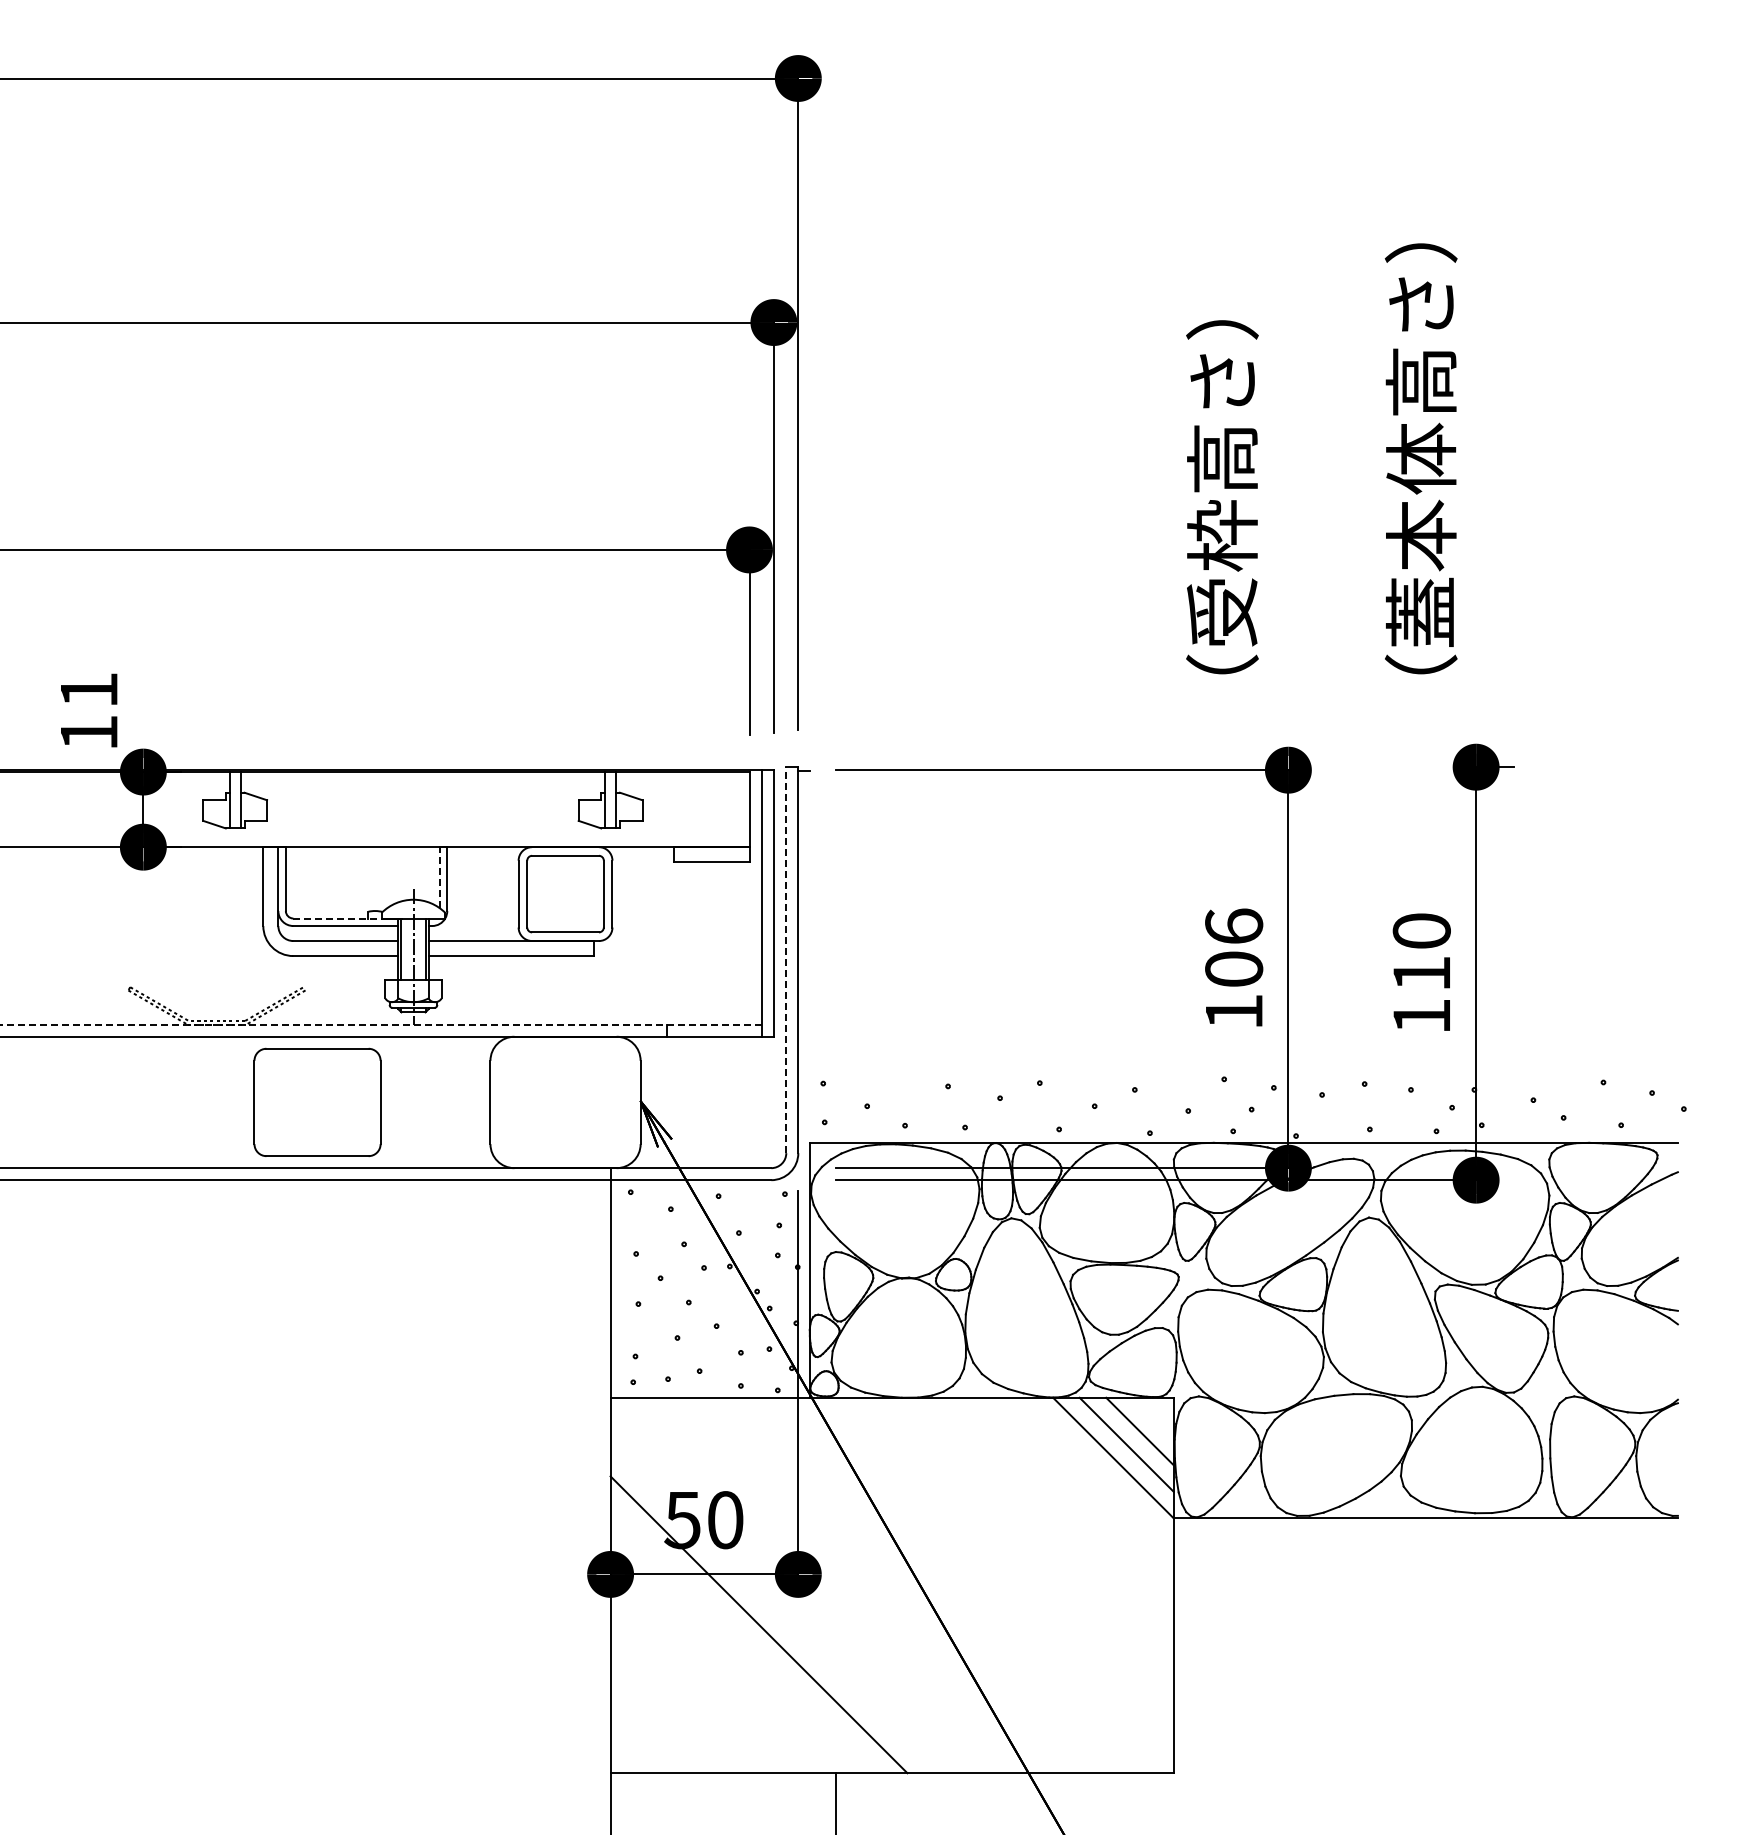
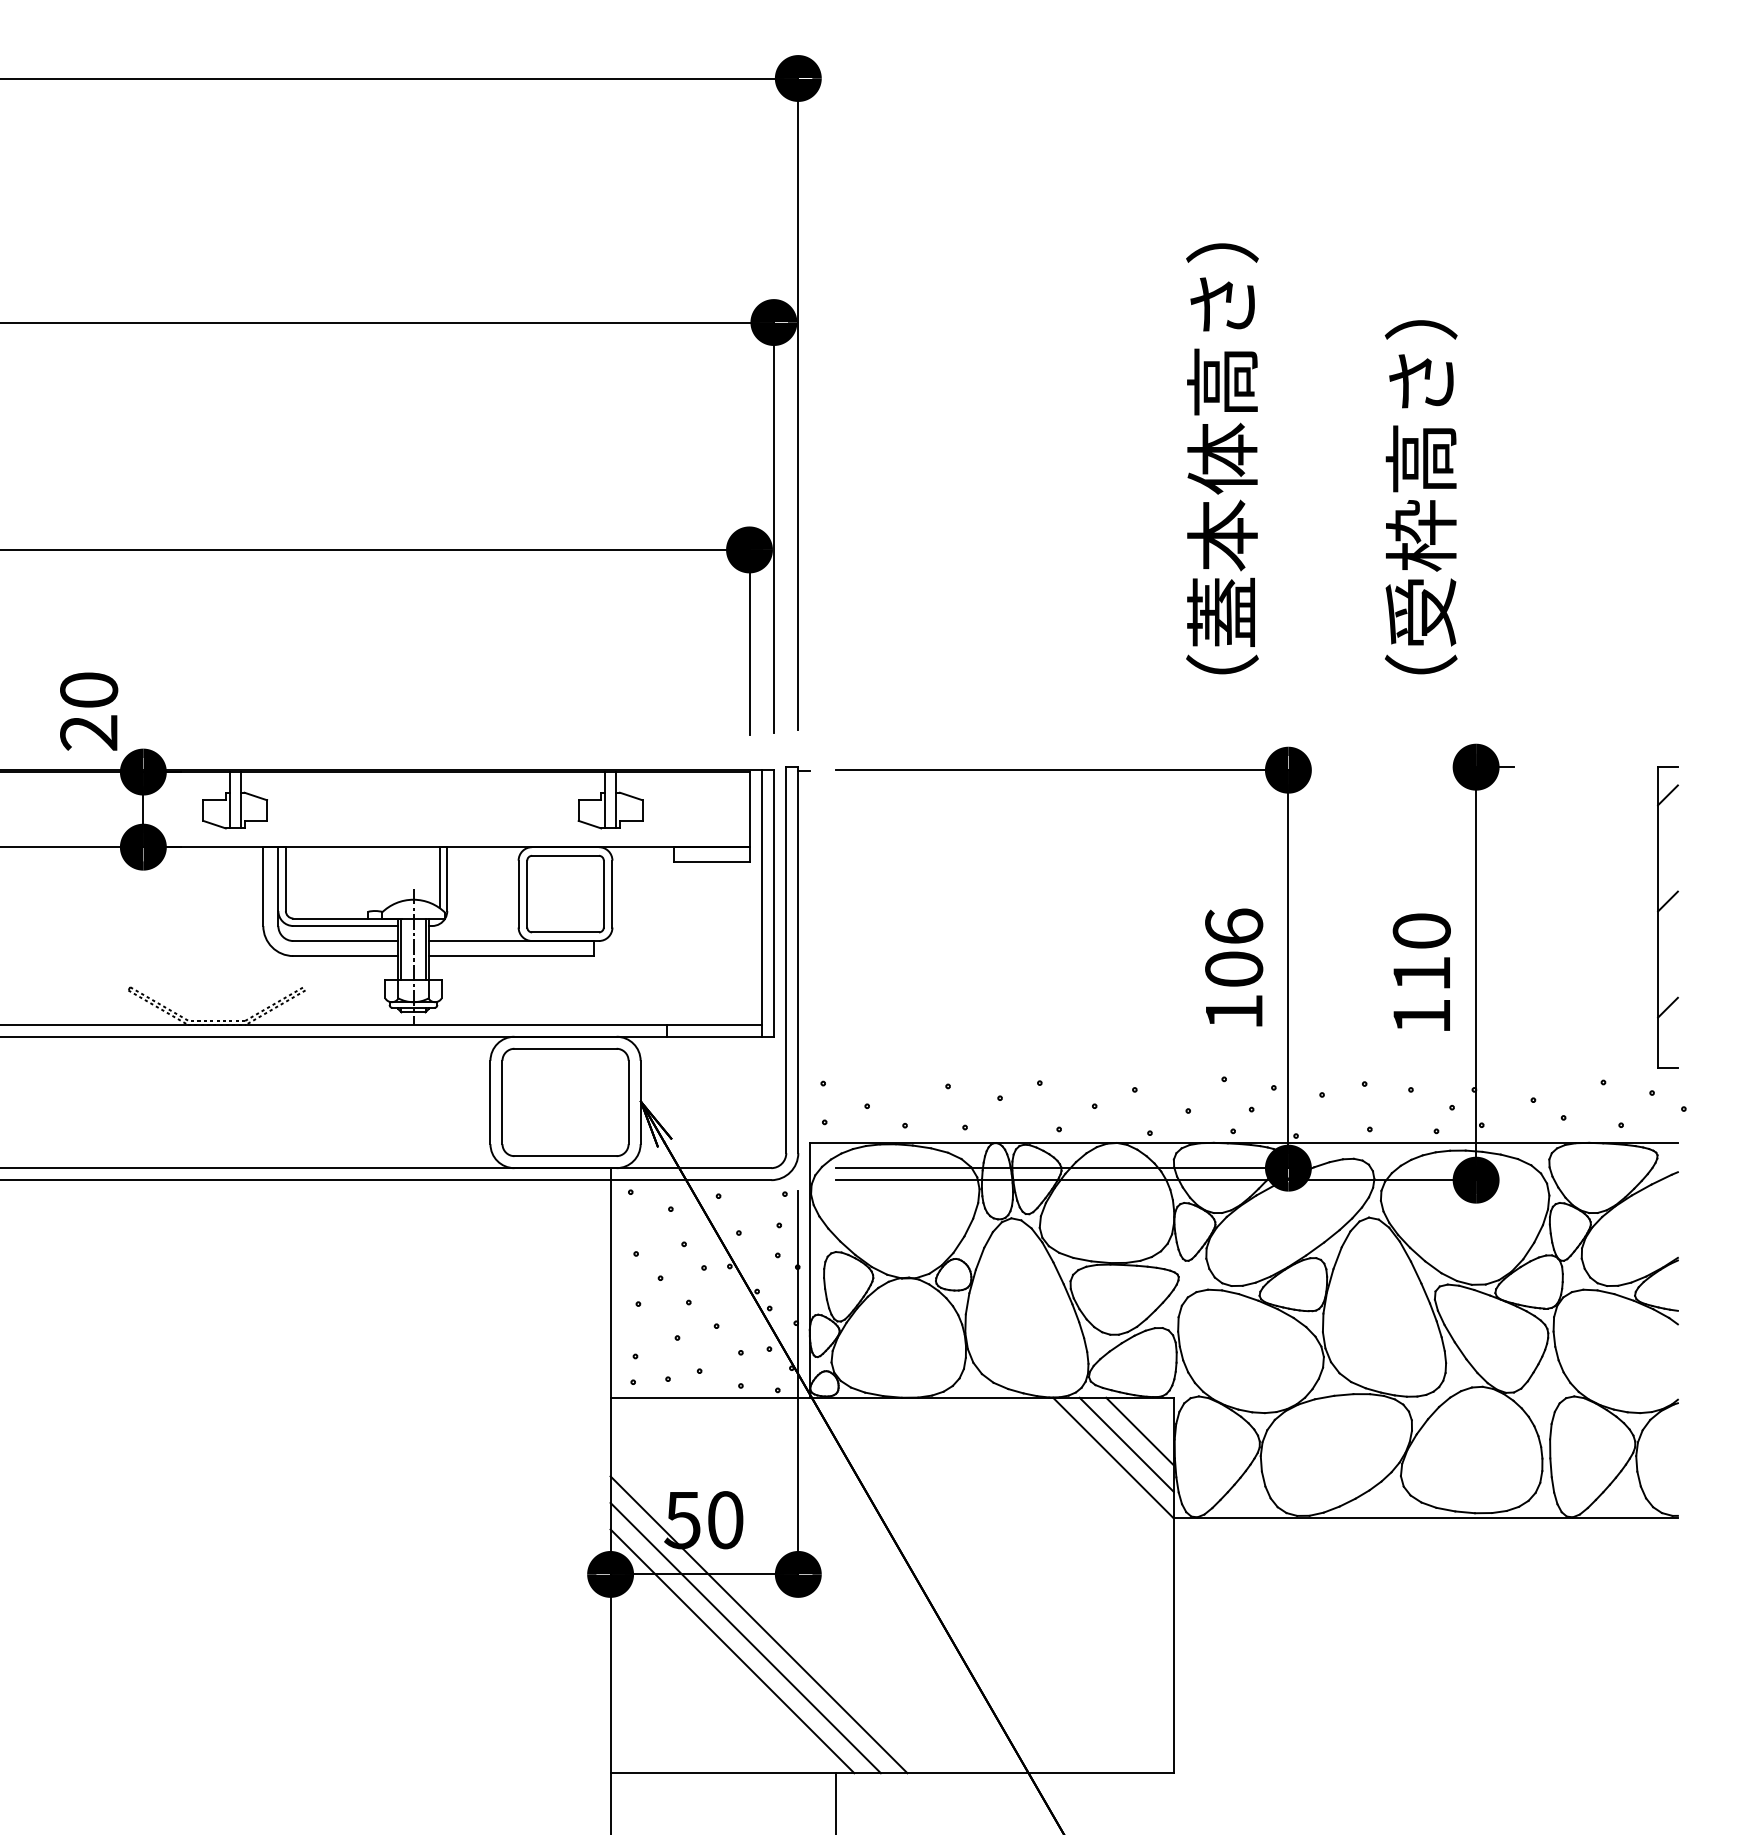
text: （受枠高さ） -> （蓋本体高さ） (1222, 444)
text: （蓋本体高さ） -> （受枠高さ） (1420, 444)
text: 11 -> 20 (89, 711)
line: dashed -> solid (439, 877)
part: none -> present (1658, 917)
line: dashed -> solid (337, 918)
line: dashed -> solid (786, 960)
line: dashed -> solid (380, 1024)
part position: (317, 1101) -> (565, 1101) (565, 1101)
line: none -> present (745, 1637)
line: none -> present (732, 1651)
